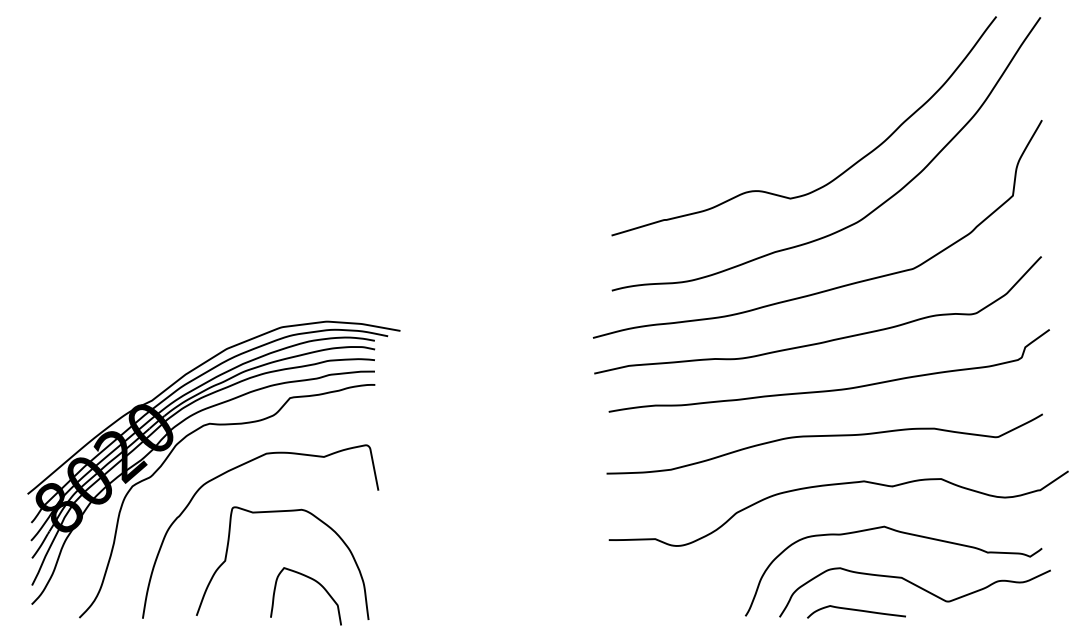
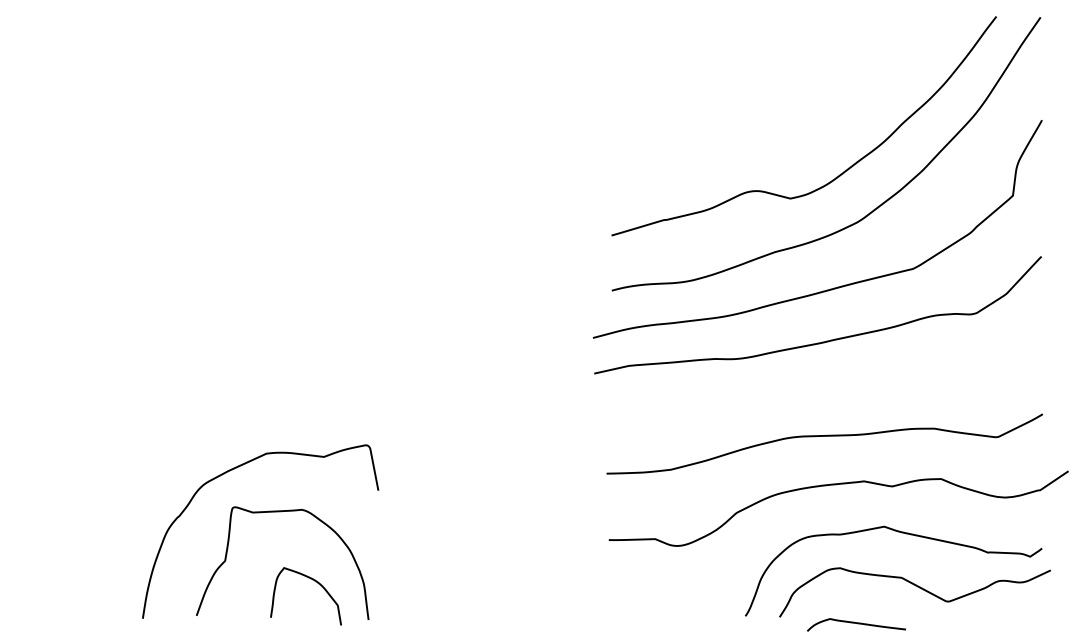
curve: present -> none (830, 389)
part: present -> none (191, 434)
curve position: (856, 610) -> (856, 623) (856, 623)
